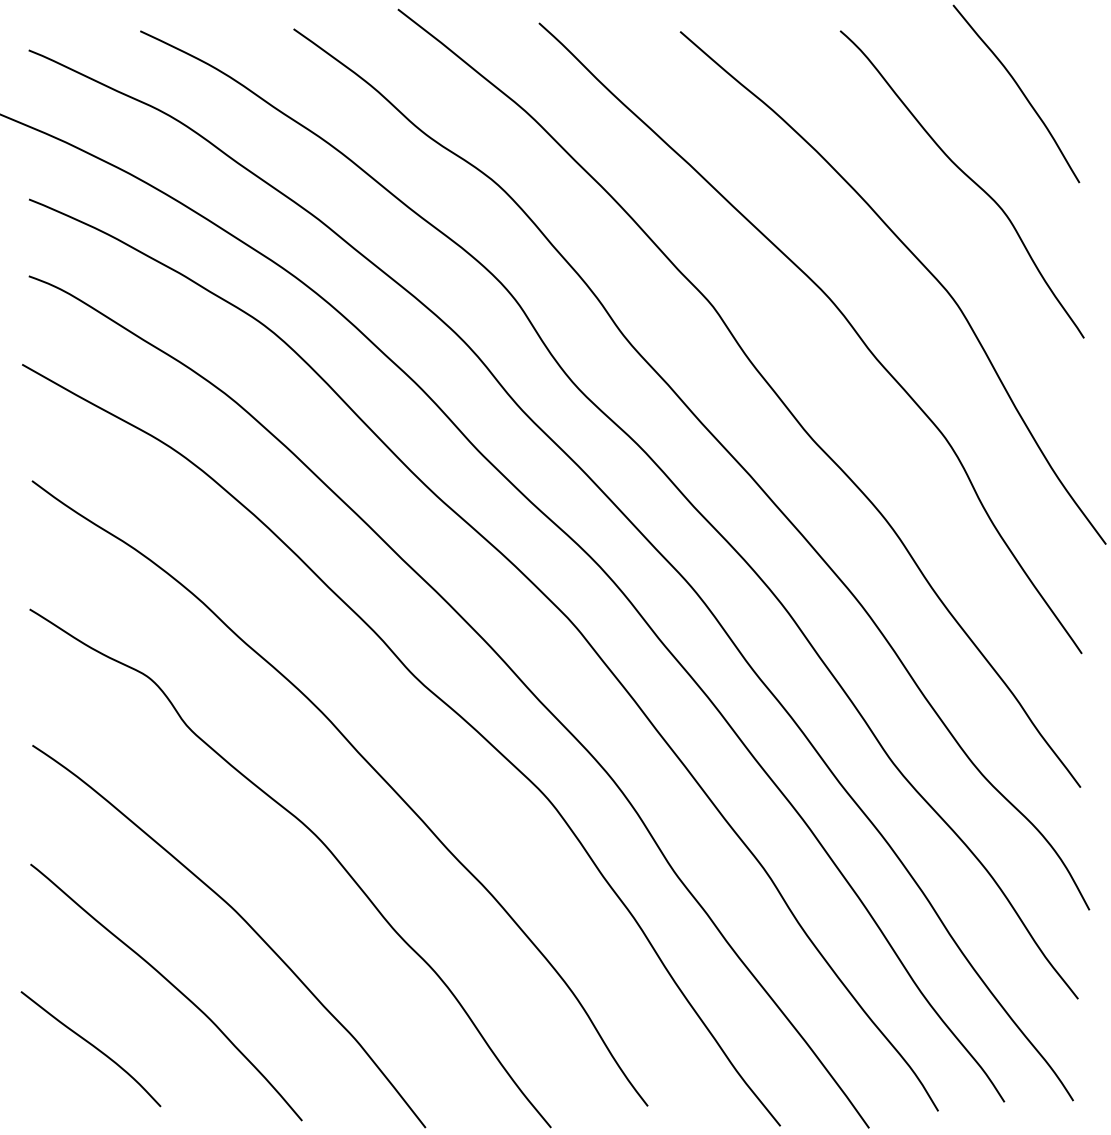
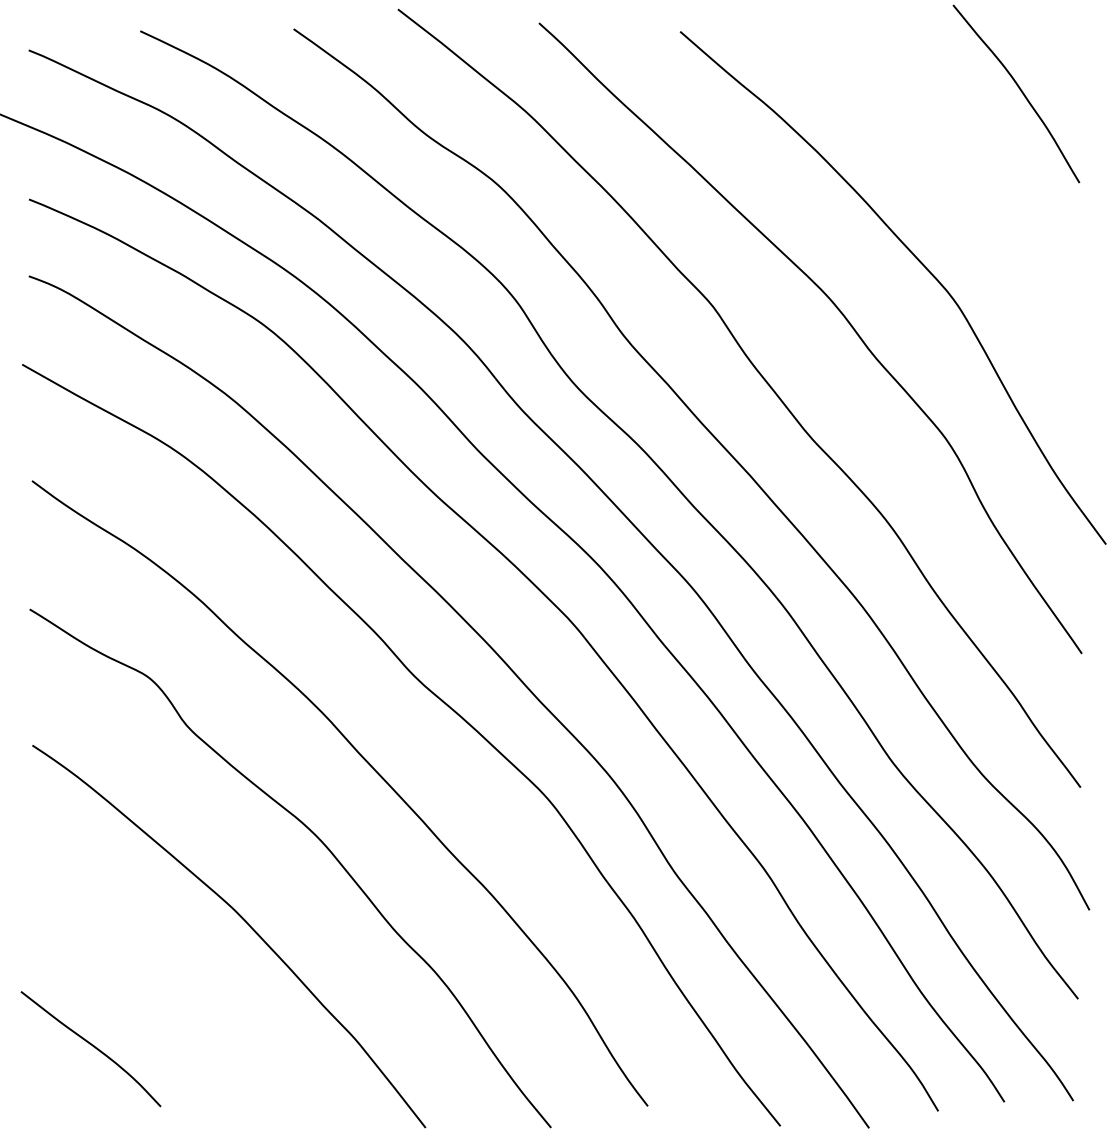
curve: present -> none (967, 177)
curve: present -> none (172, 986)
